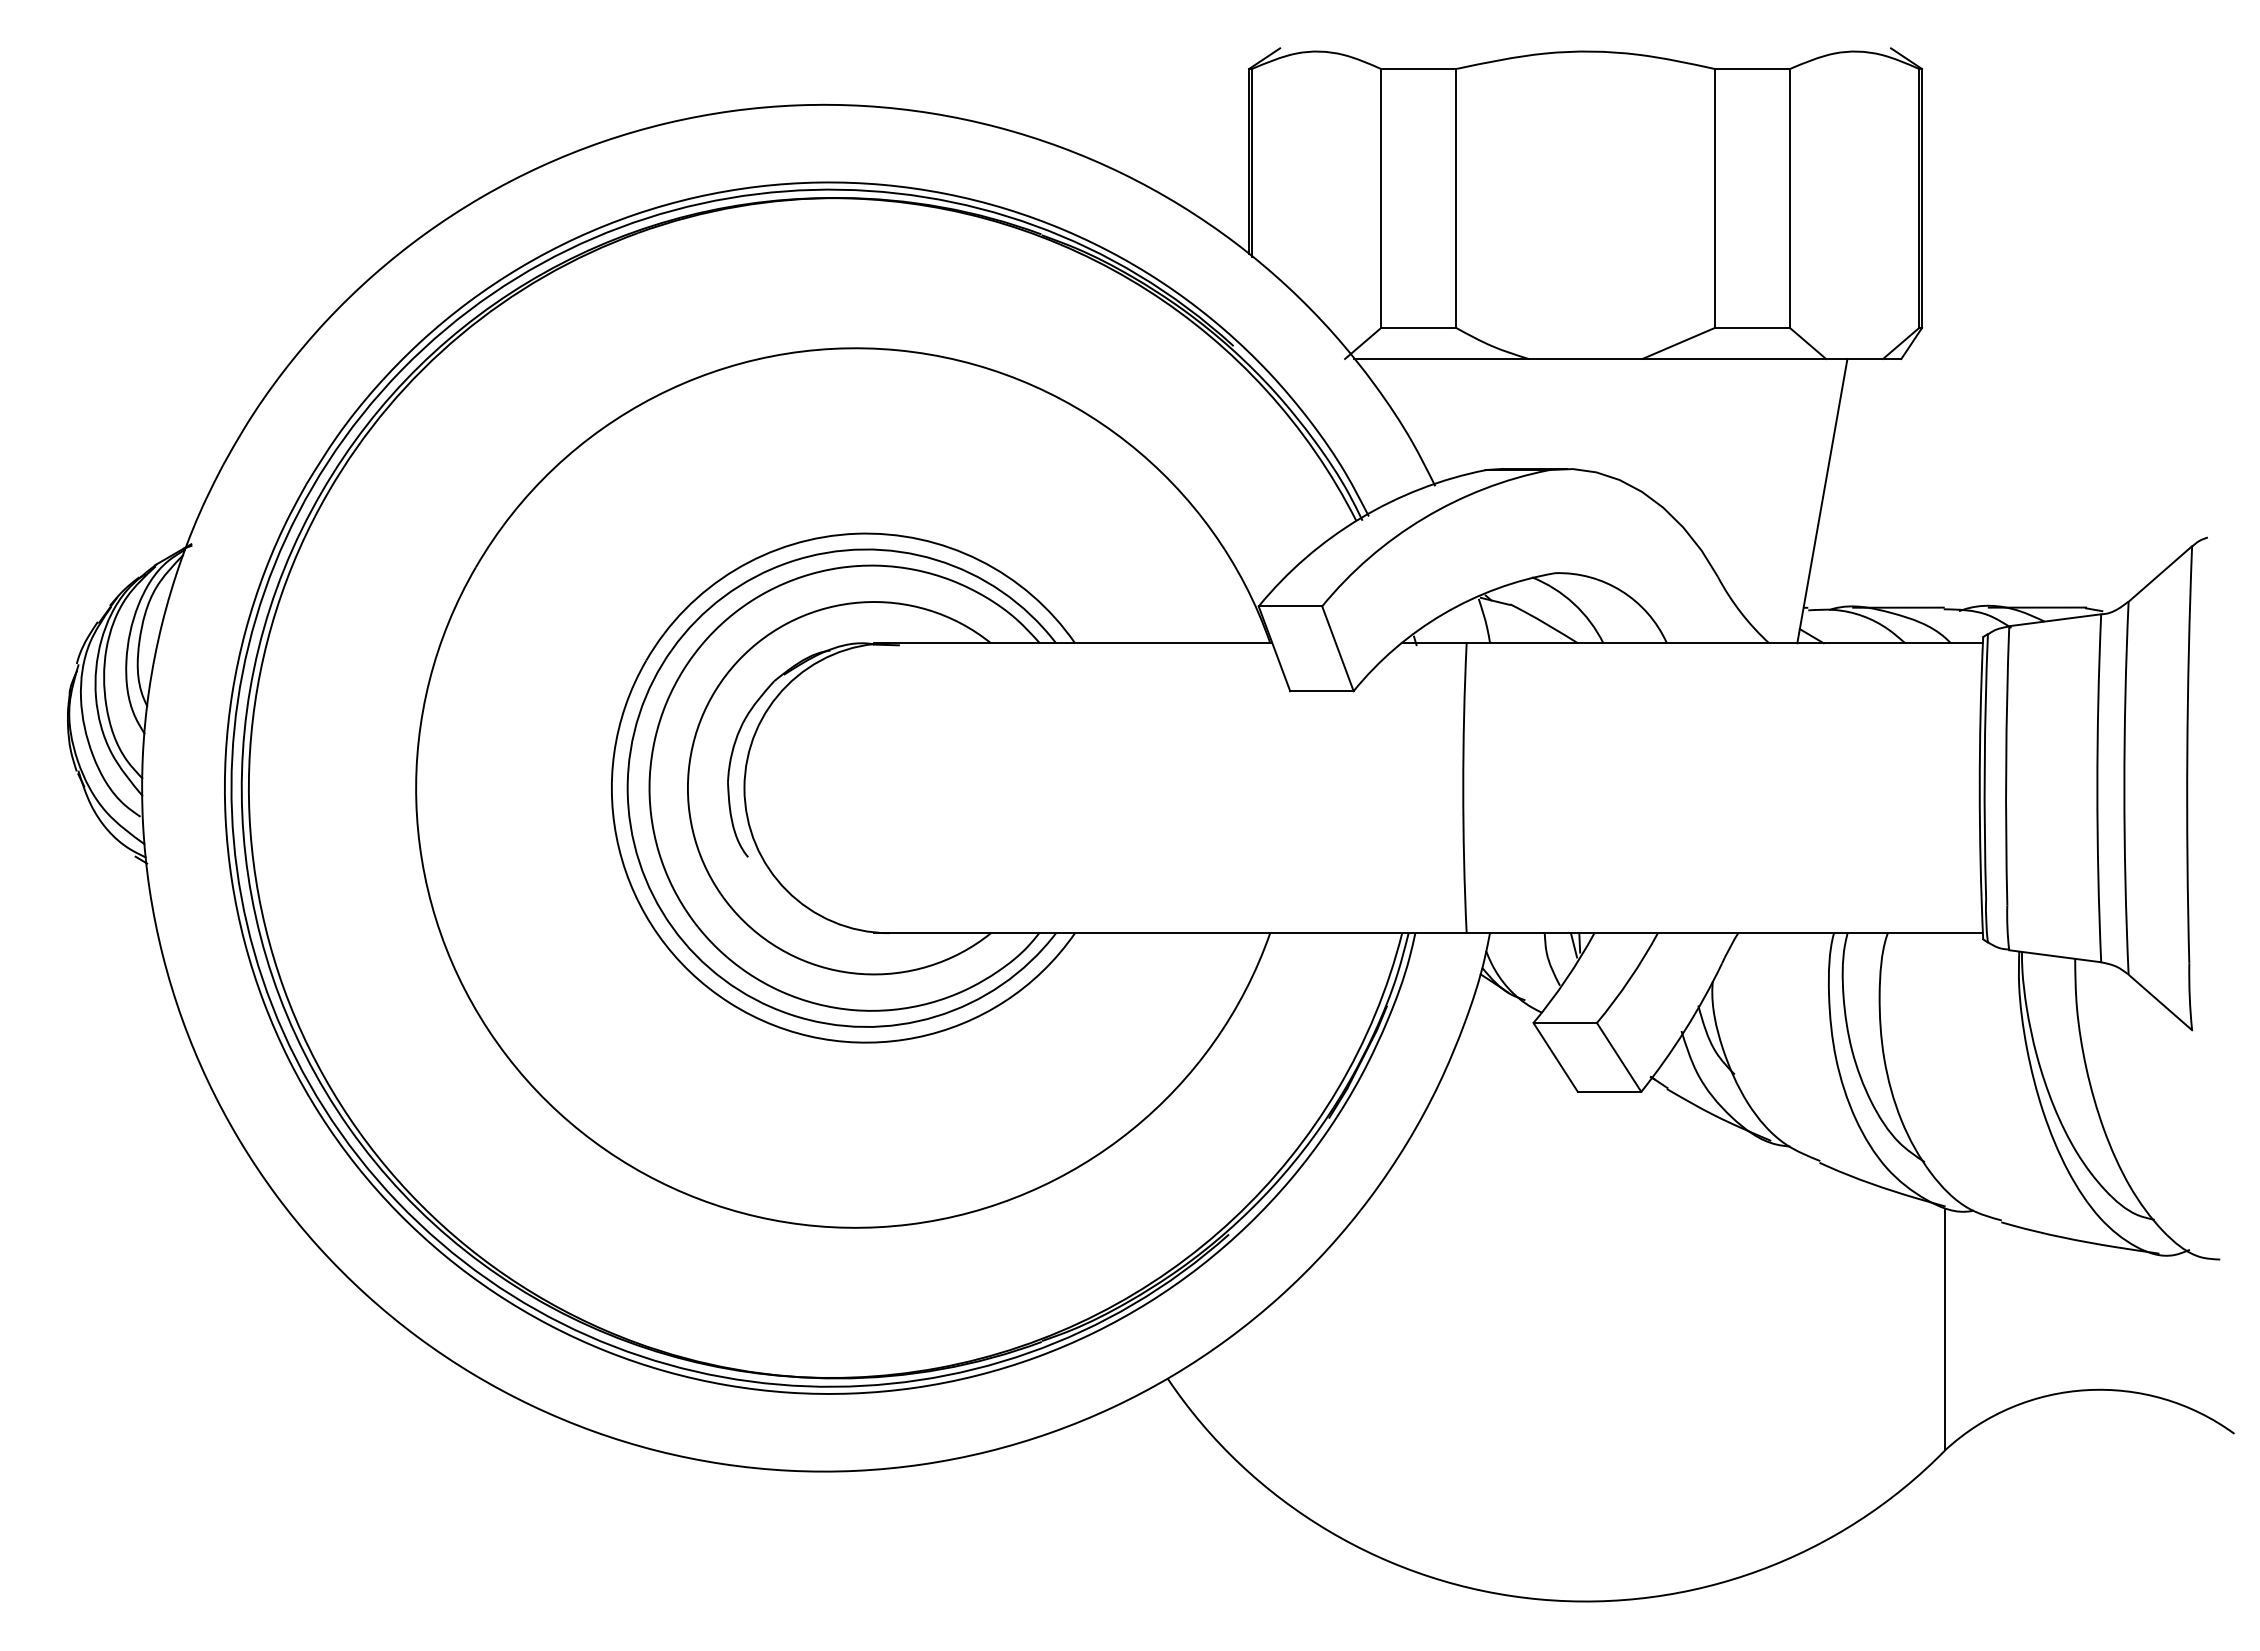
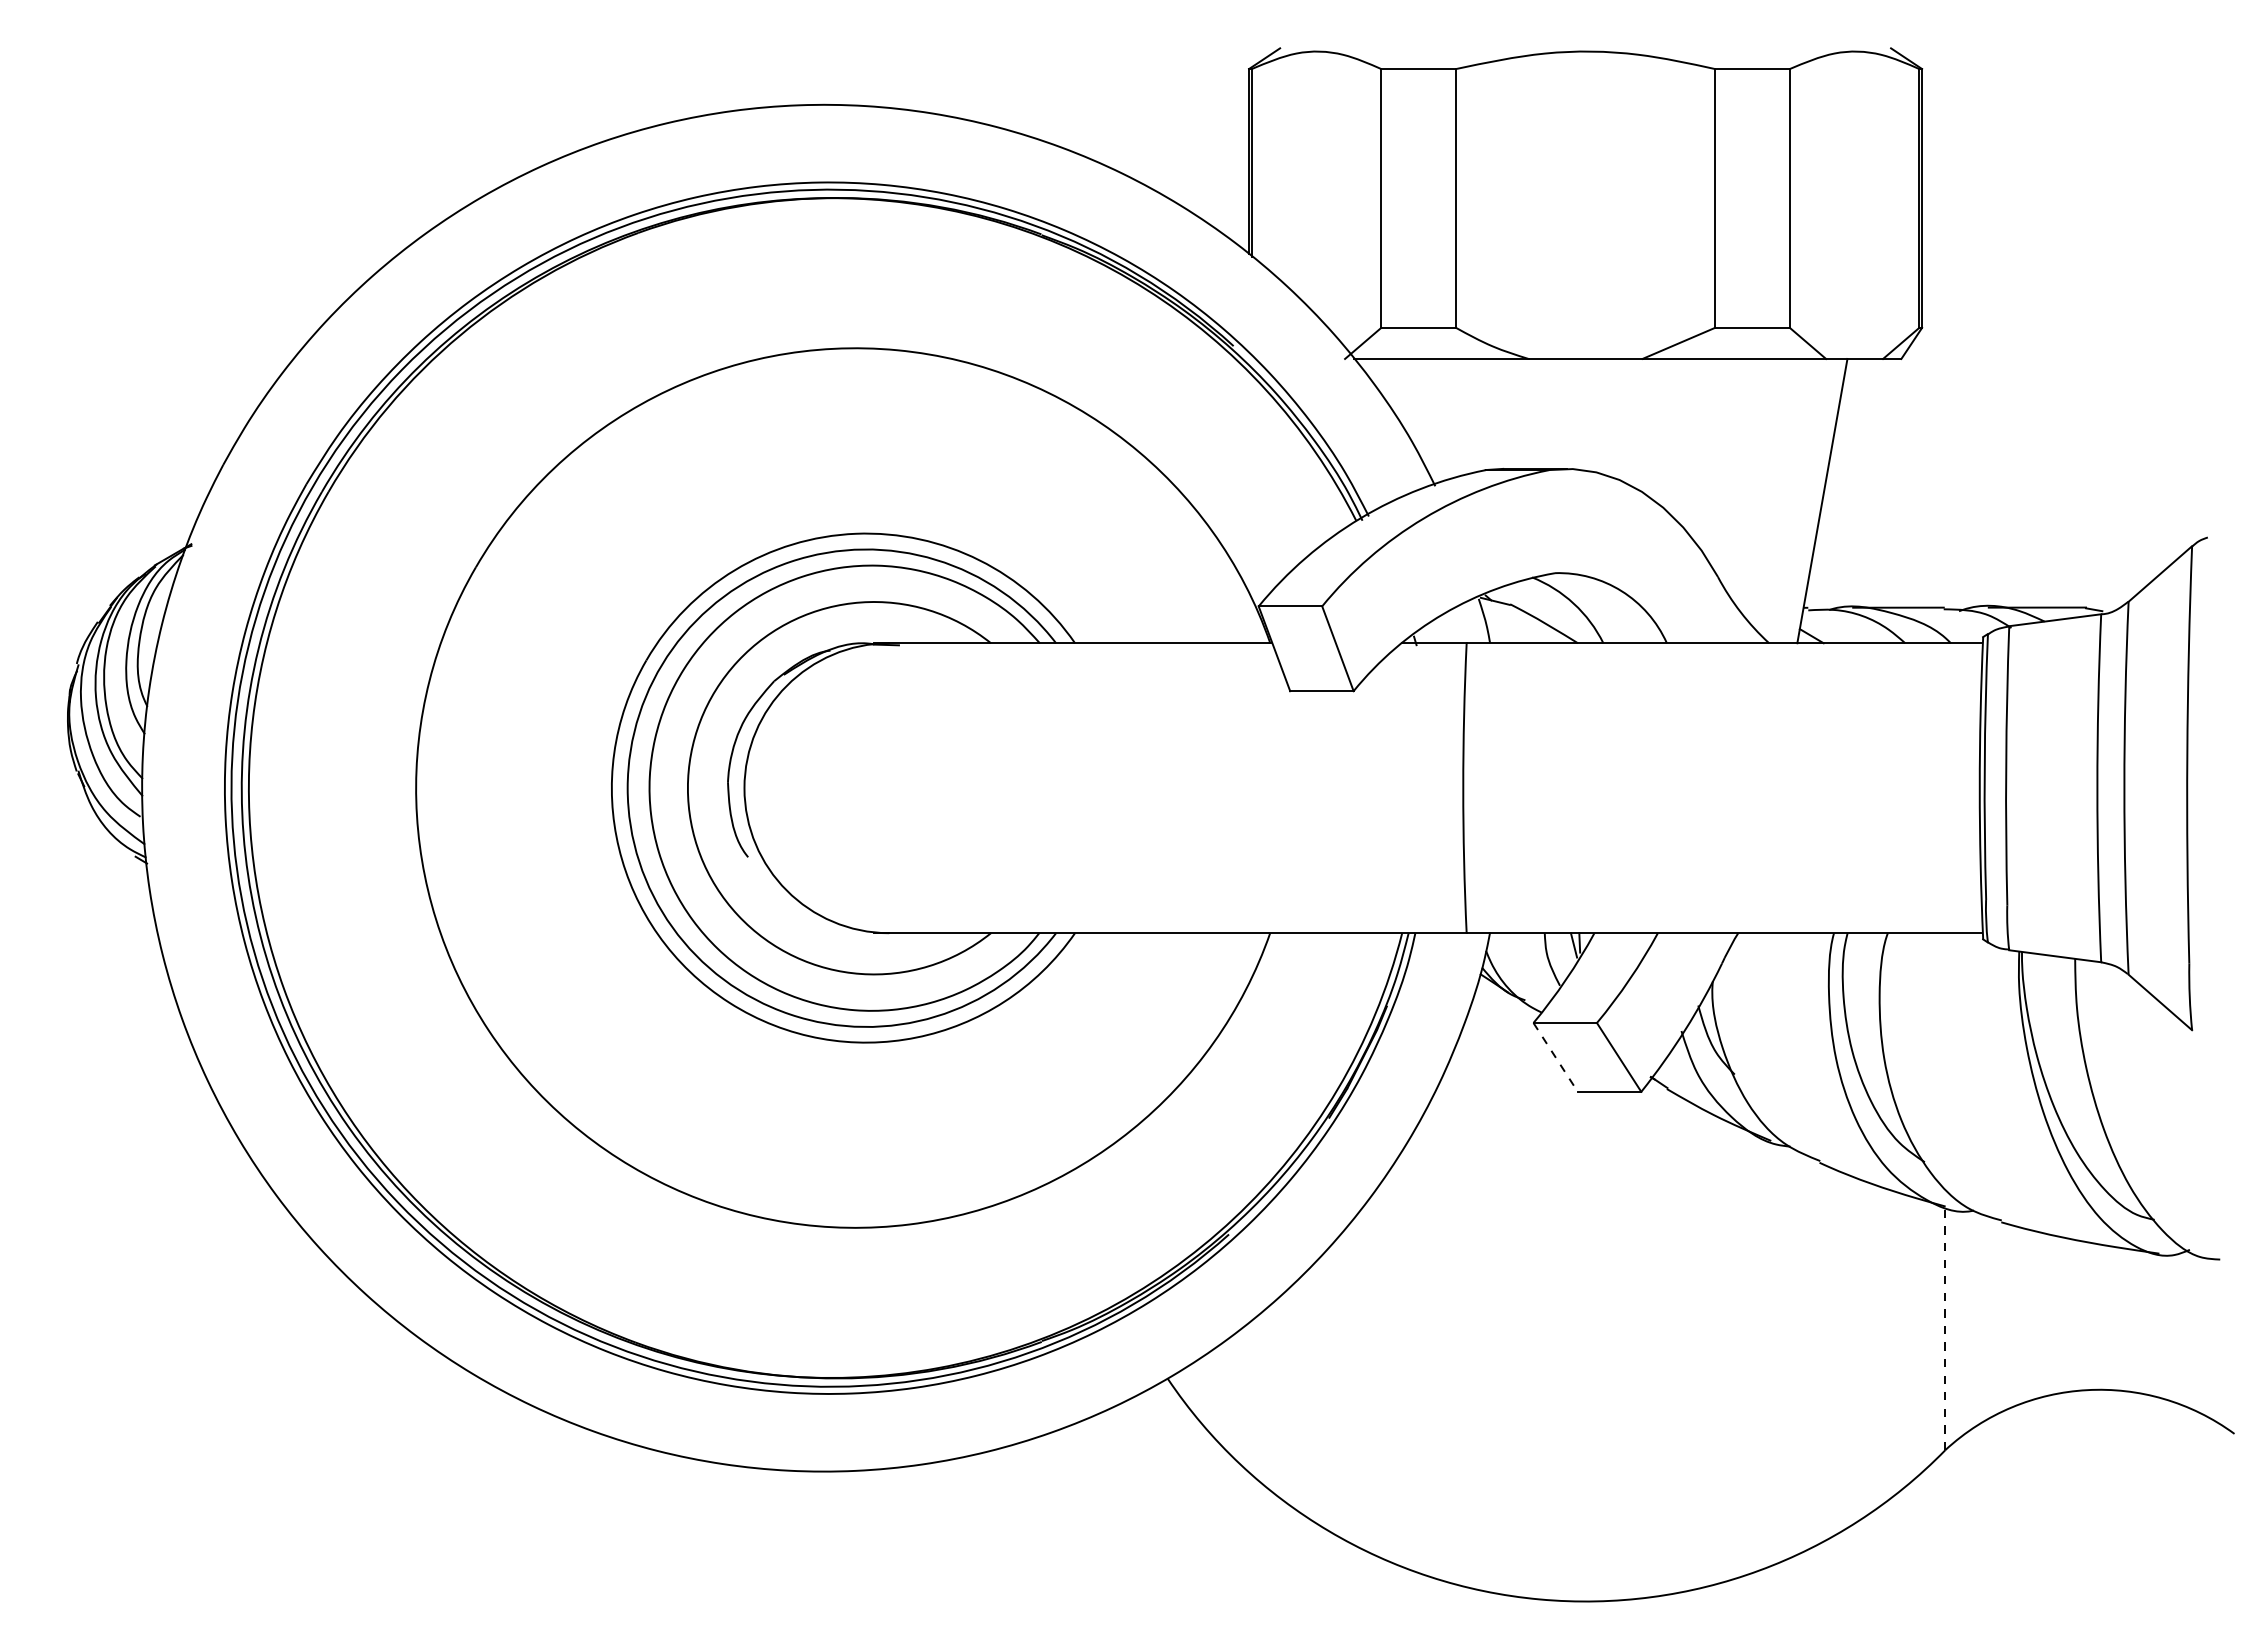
line: solid -> dashed (1555, 1057)
line: solid -> dashed (1945, 1329)
